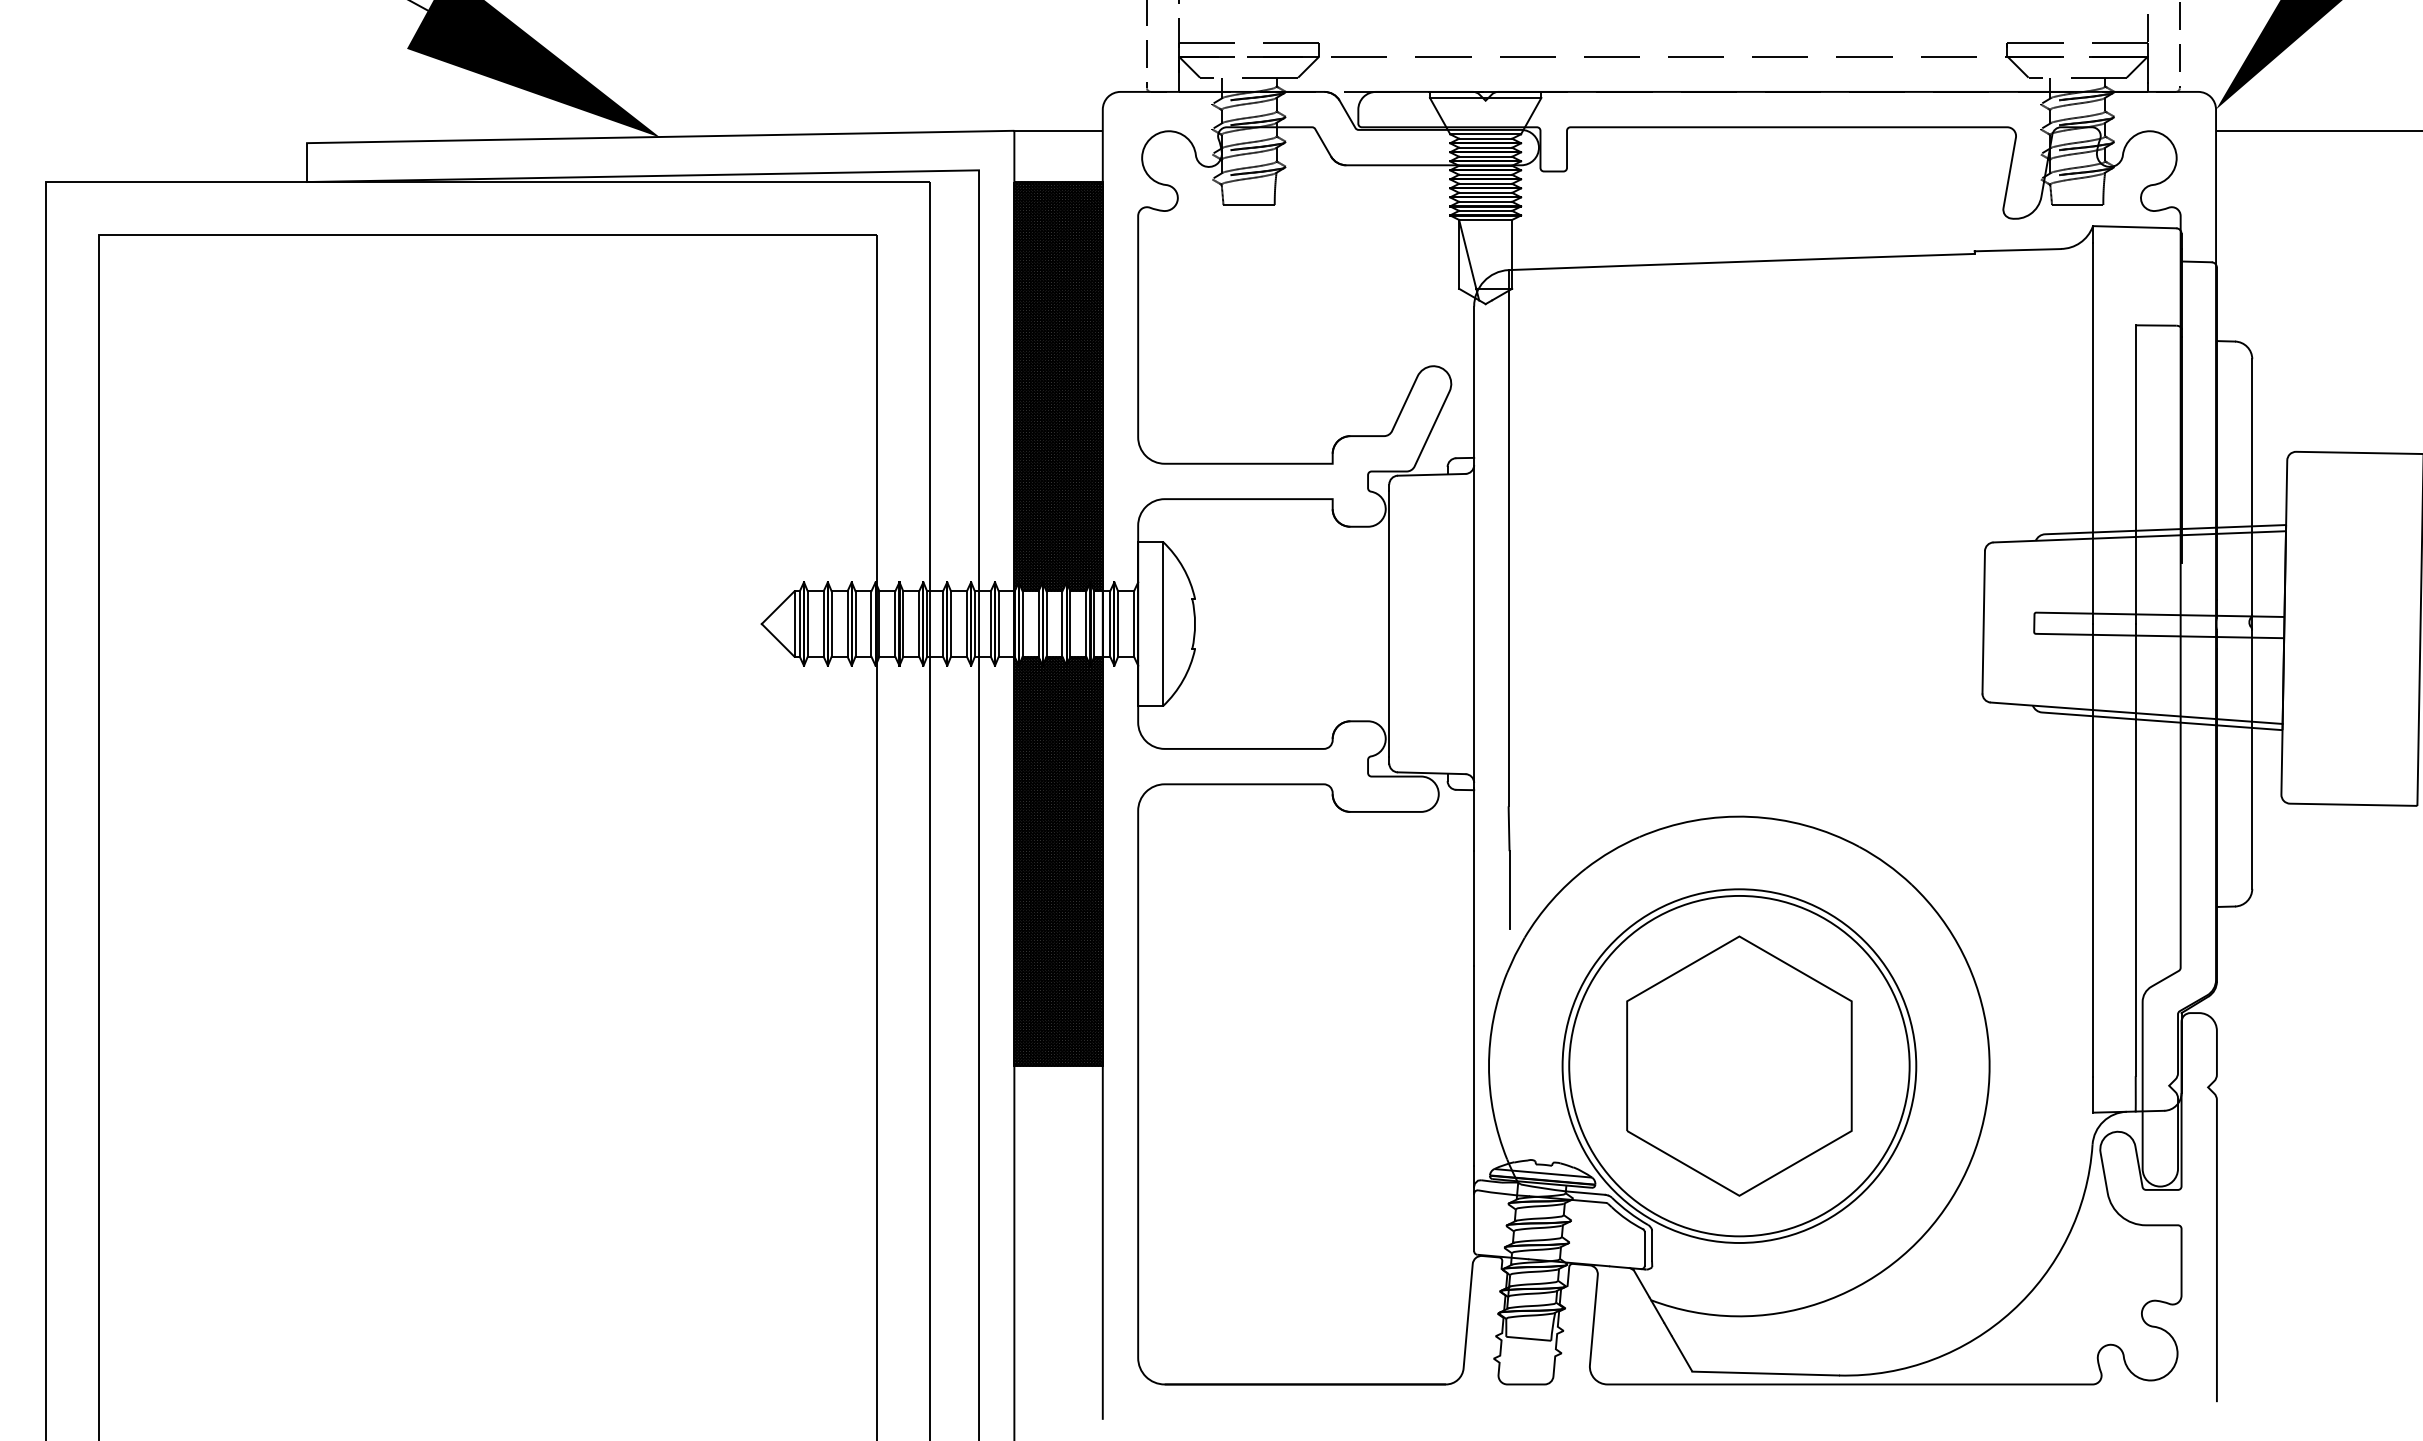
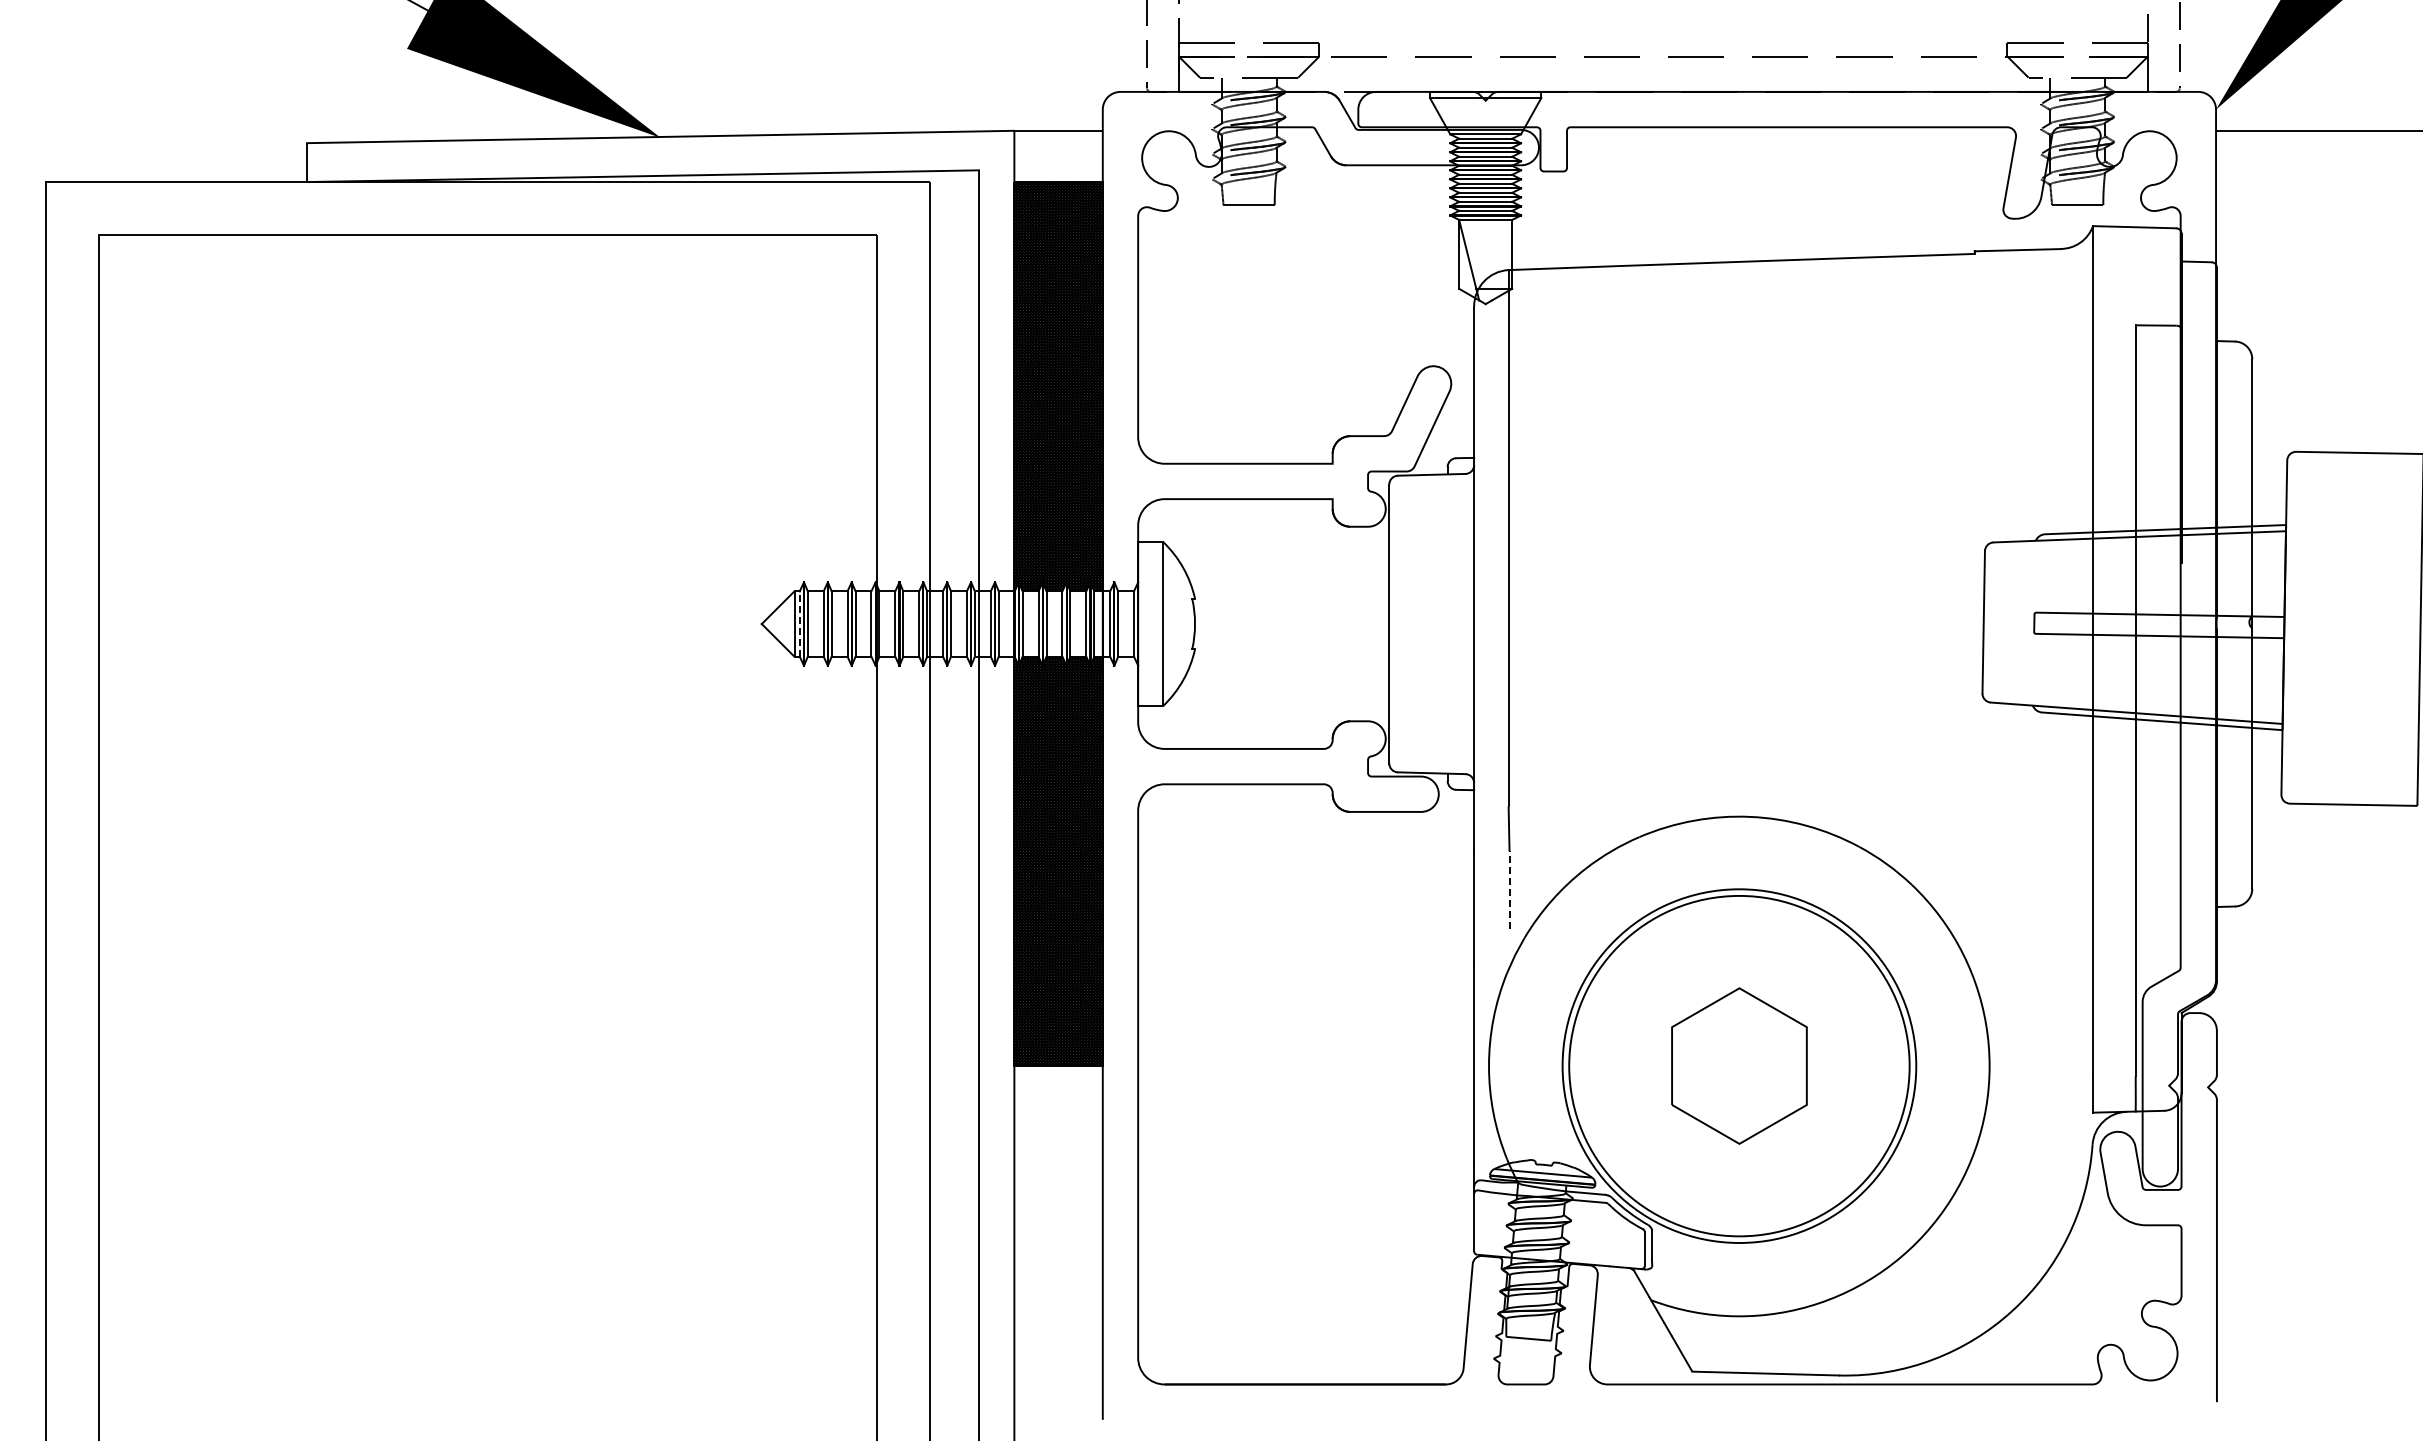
line: solid -> dashed (799, 624)
line: solid -> dashed (1509, 889)
part size: 227x262 px -> 137x158 px (1739, 1065)
